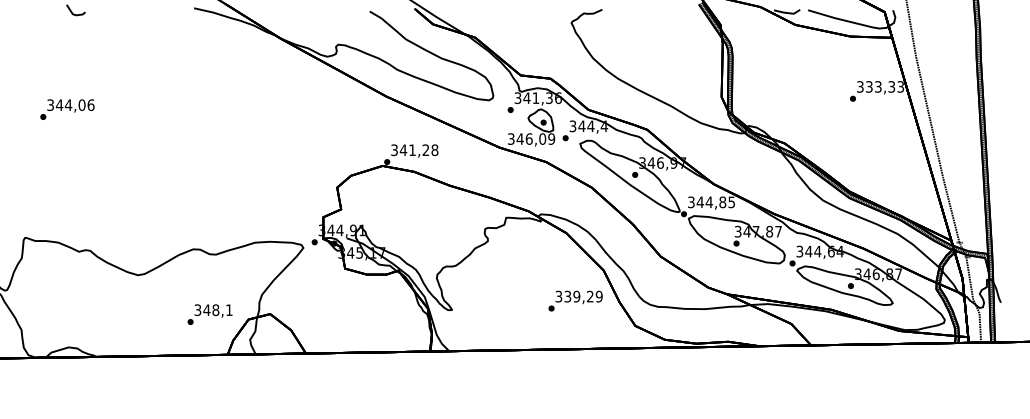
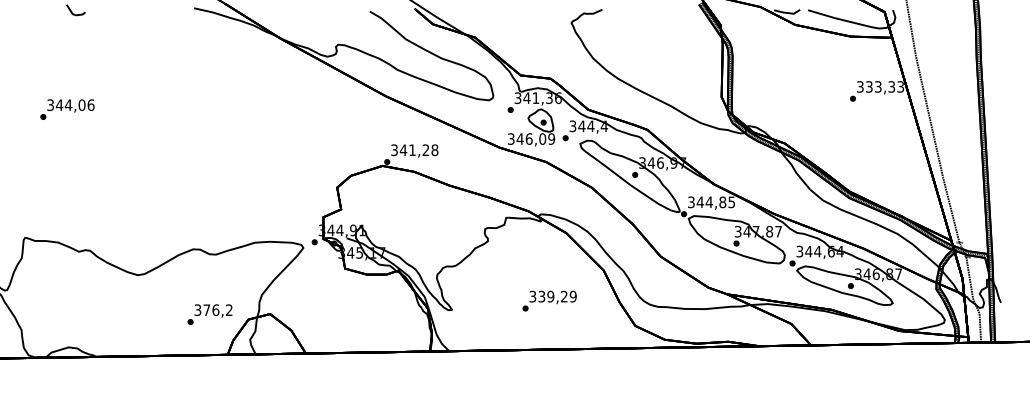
text position: (575, 300) -> (549, 300) (549, 300)
text: 348,1 -> 376,2 (217, 309)
